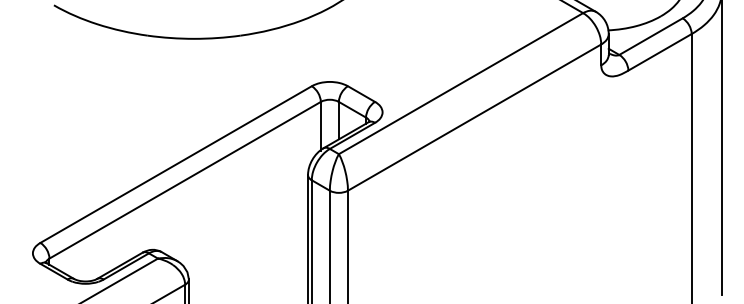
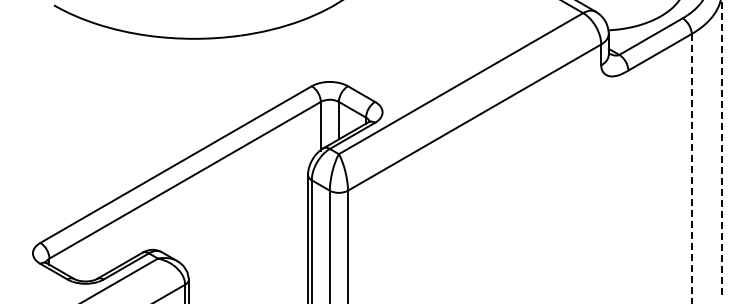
line: solid -> dashed (721, 147)
line: solid -> dashed (691, 169)
